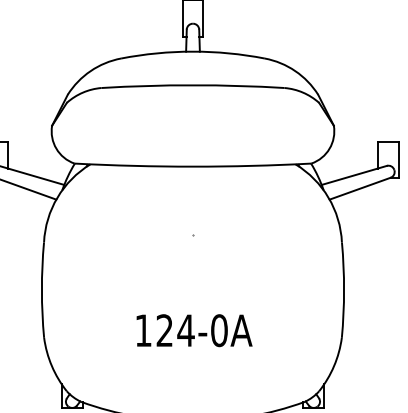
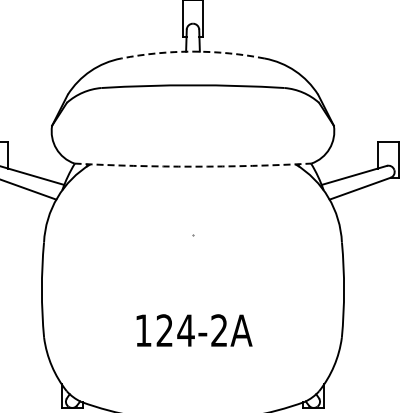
arc: solid -> dashed (193, 51)
arc: solid -> dashed (192, 166)
text: 124-0A -> 124-2A (219, 330)
